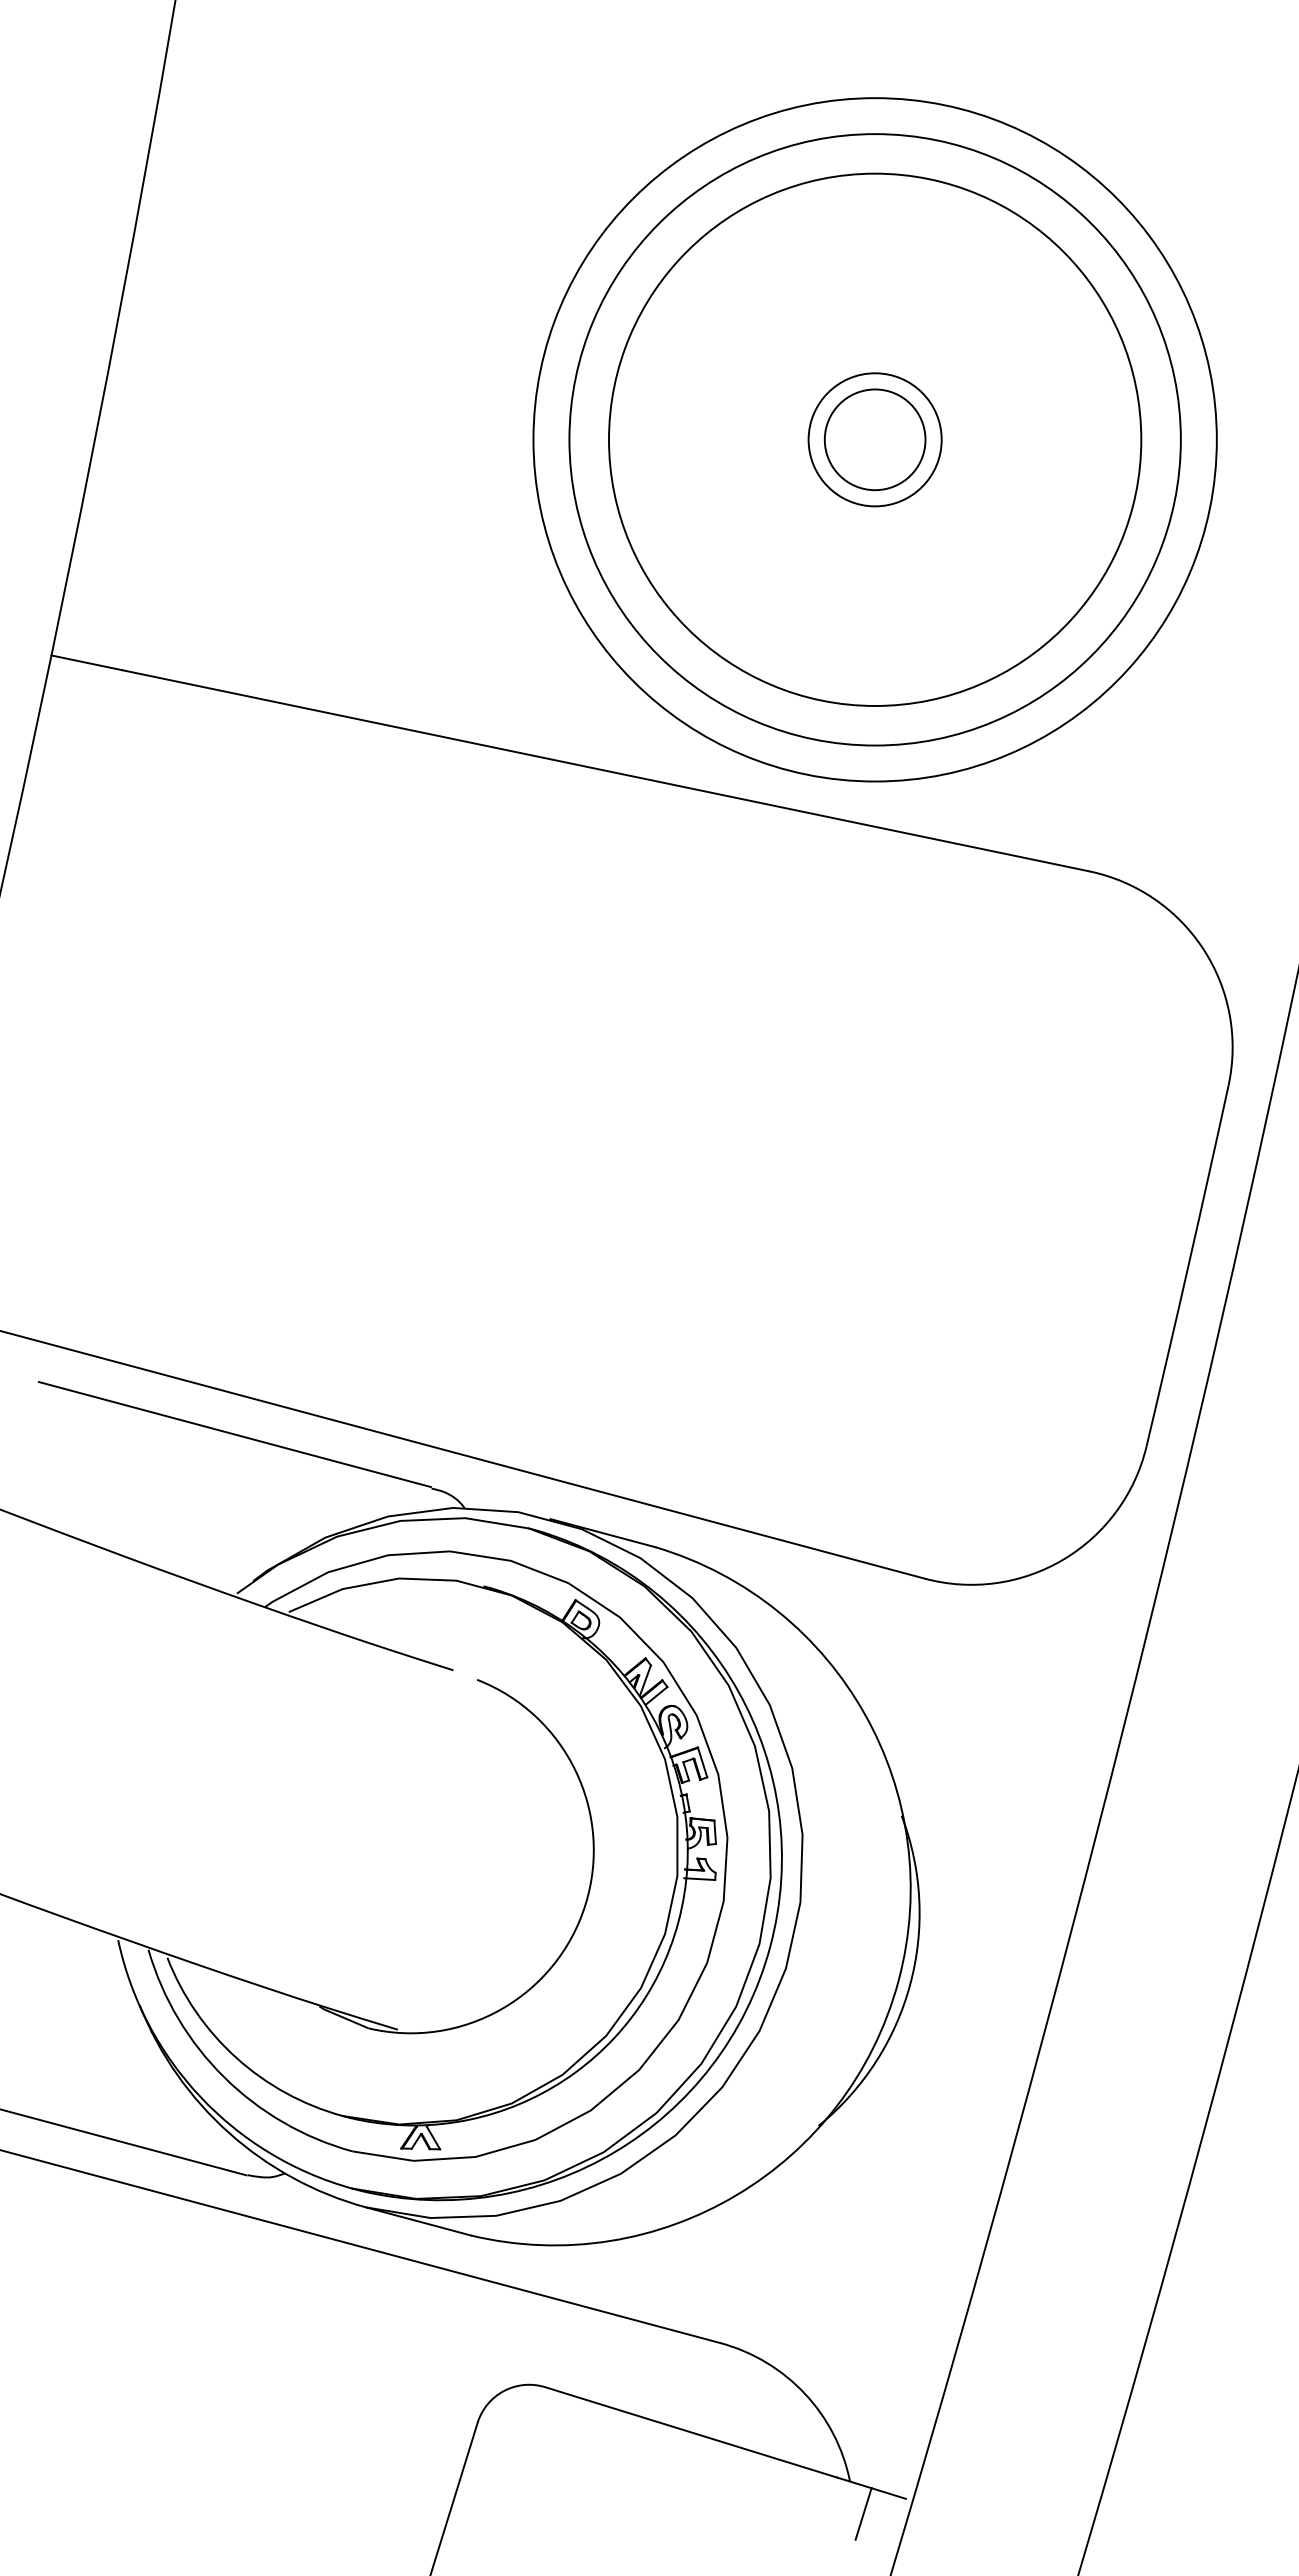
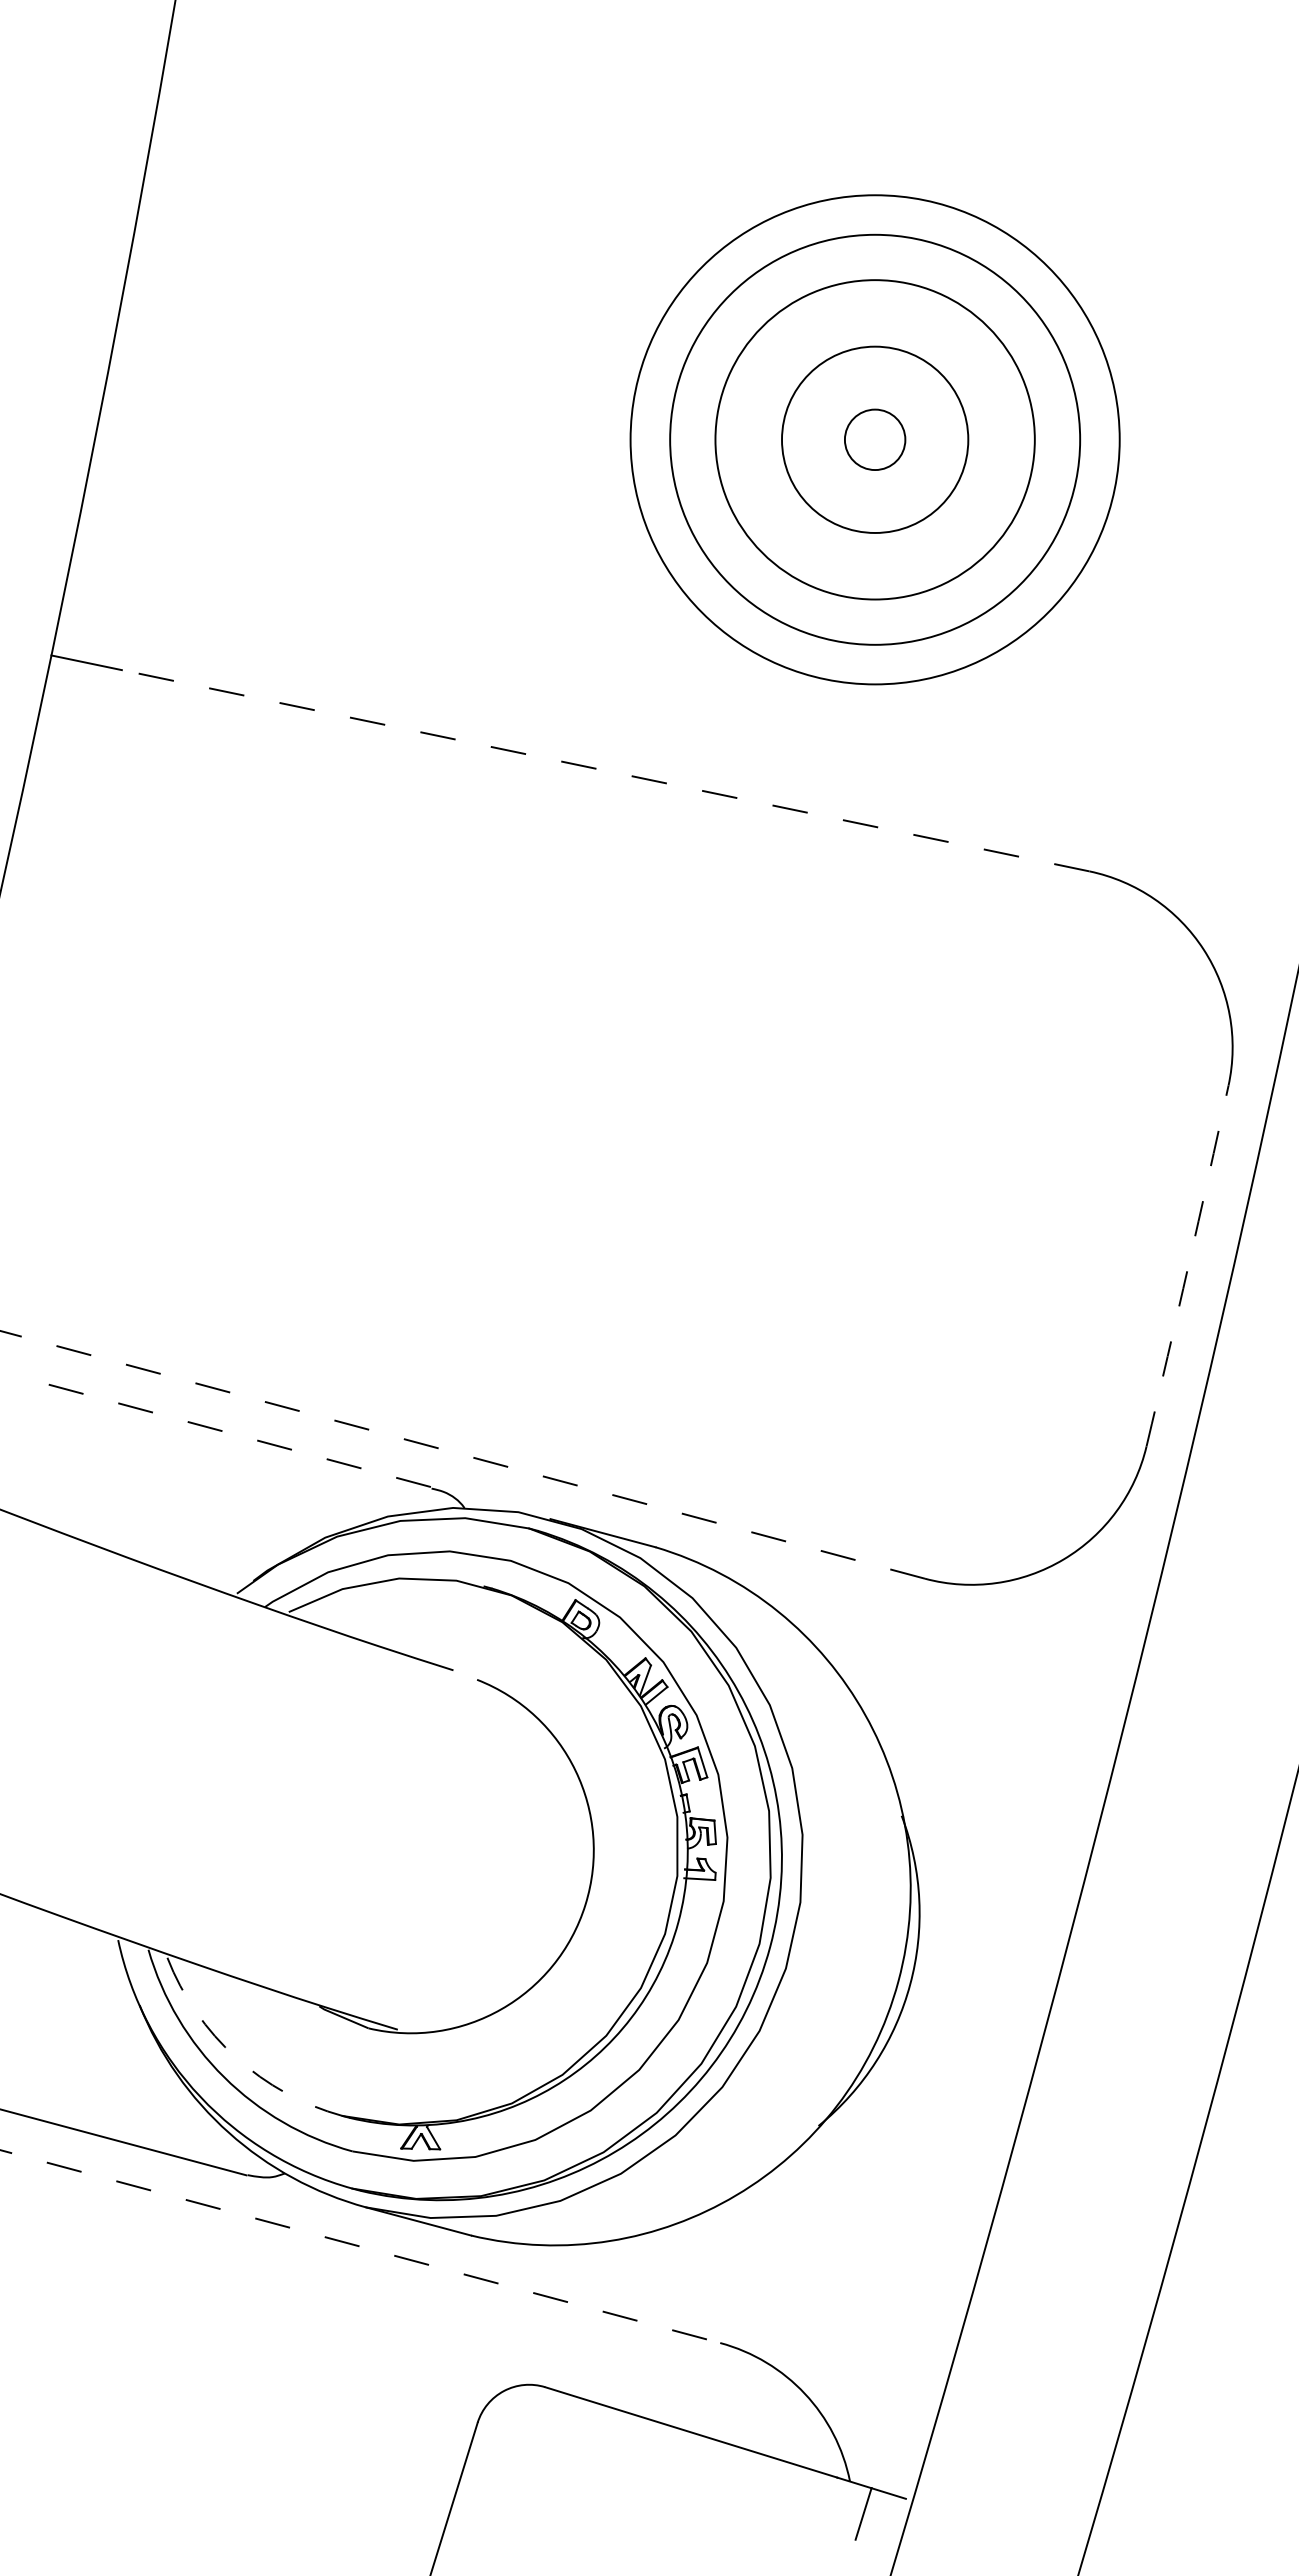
circle diameter: 101 px -> 60 px (874, 439)
circle diameter: 133 px -> 186 px (875, 439)
circle diameter: 611 px -> 489 px (874, 439)
circle diameter: 683 px -> 410 px (875, 439)
circle diameter: 532 px -> 319 px (874, 439)
line: solid -> dashed (605, 770)
arc: solid -> dashed (1188, 1266)
line: solid -> dashed (234, 1434)
line: solid -> dashed (462, 1454)
arc: solid -> dashed (236, 2057)
line: solid -> dashed (360, 2246)
